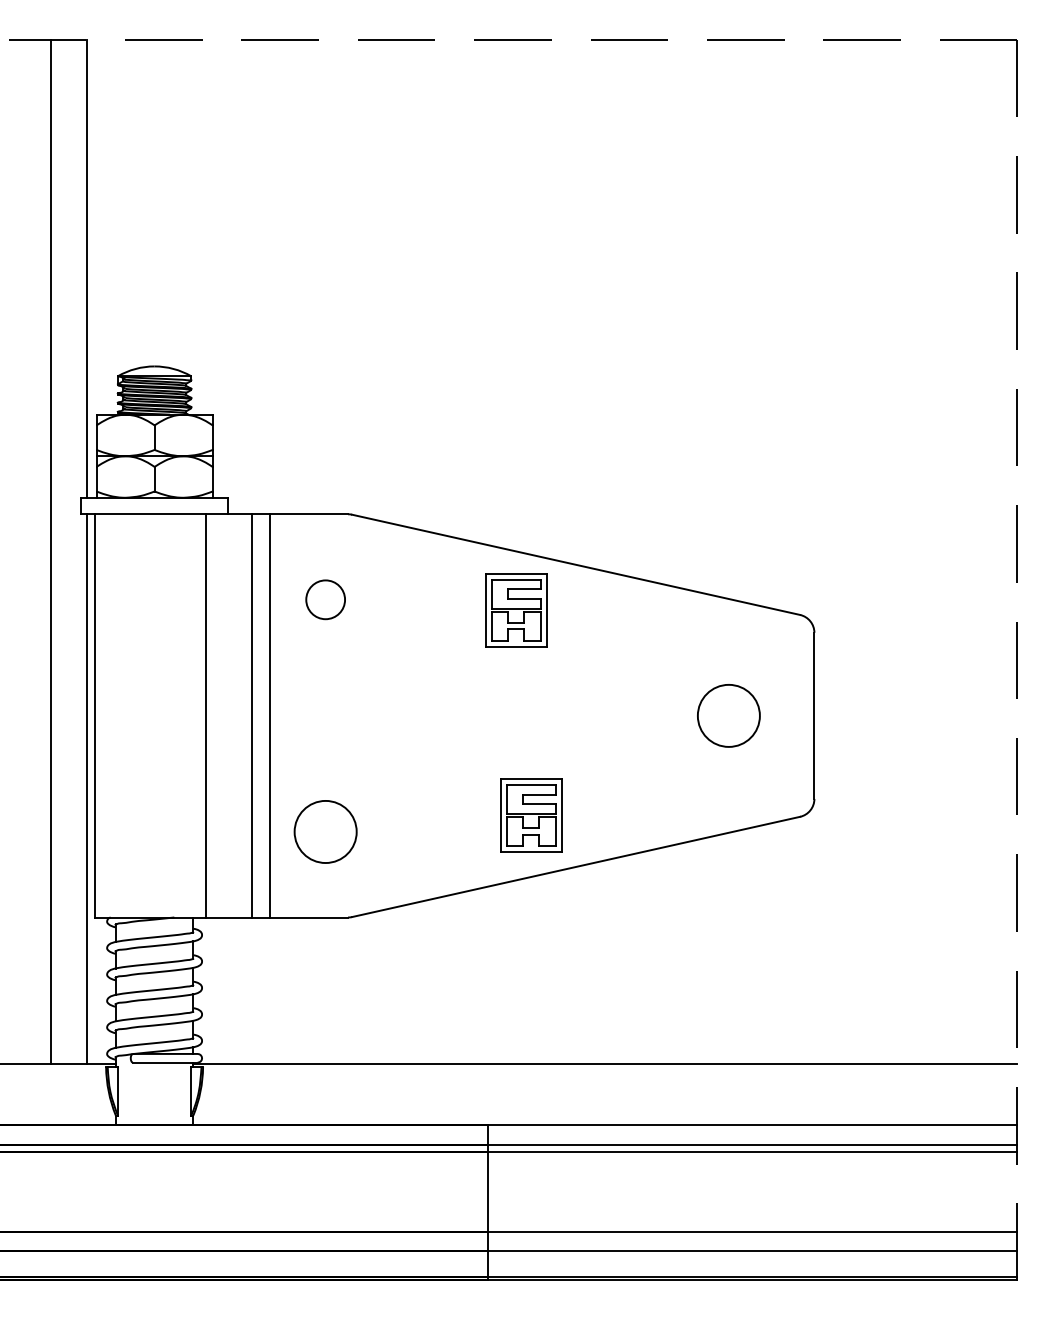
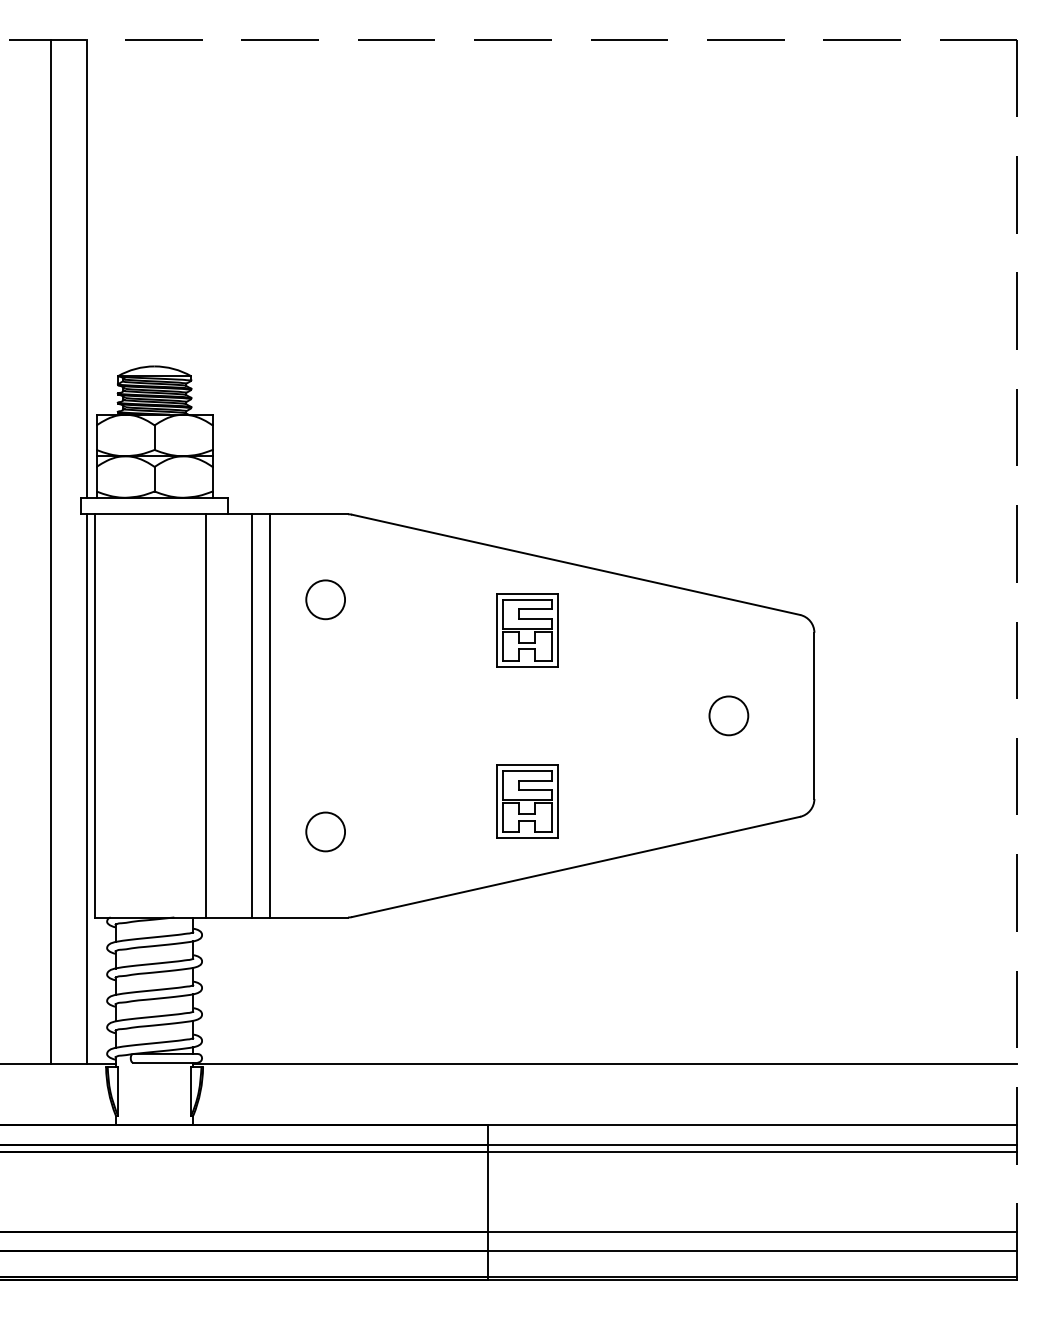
part position: (516, 610) -> (527, 630) (527, 630)
circle diameter: 62 px -> 39 px (728, 715)
part position: (531, 815) -> (527, 801) (527, 801)
circle diameter: 62 px -> 39 px (325, 831)
